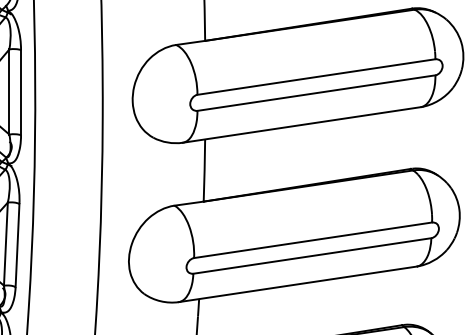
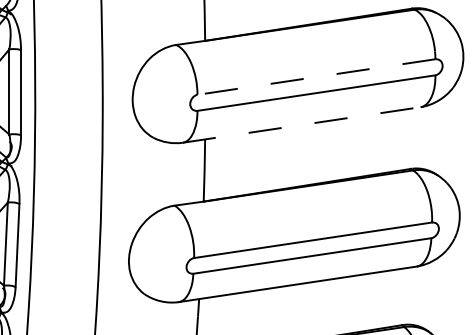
line: solid -> dashed (315, 77)
line: solid -> dashed (302, 124)
